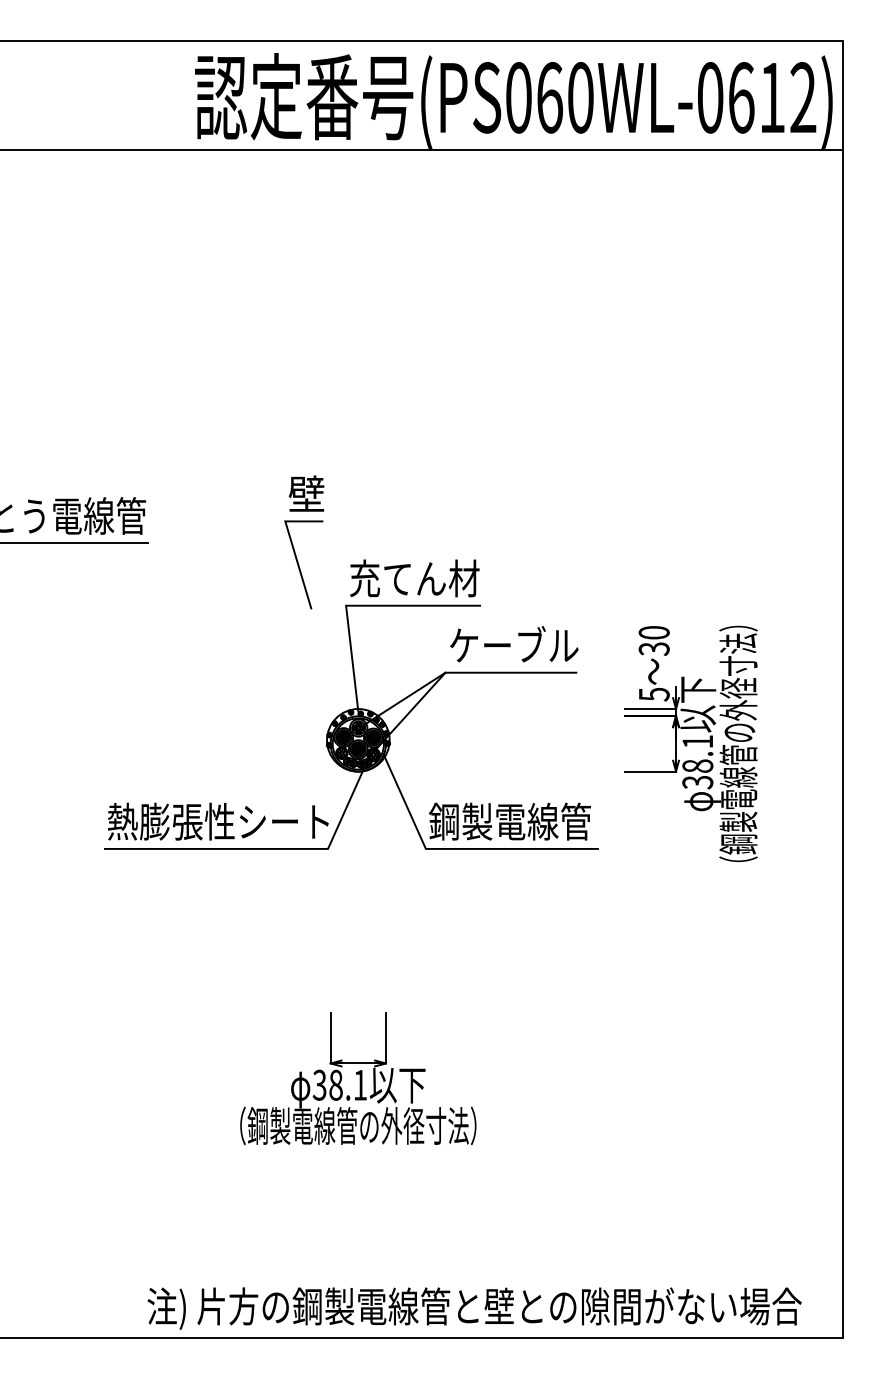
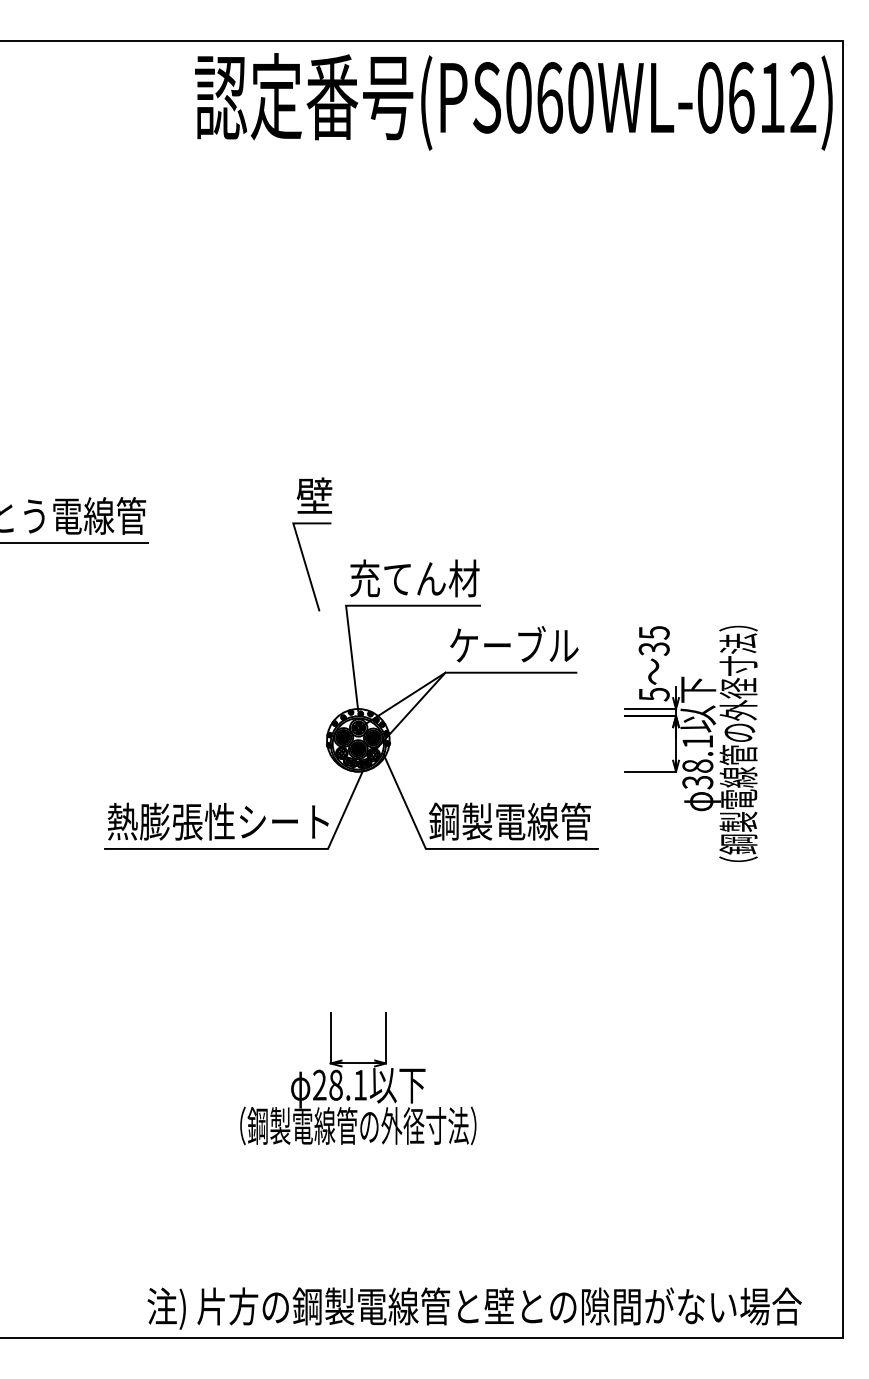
line: present -> none (422, 150)
part position: (293, 544) -> (301, 546) (301, 546)
text: 30 -> 35 (653, 632)
text: 38.1 -> 28.1 (319, 1085)
